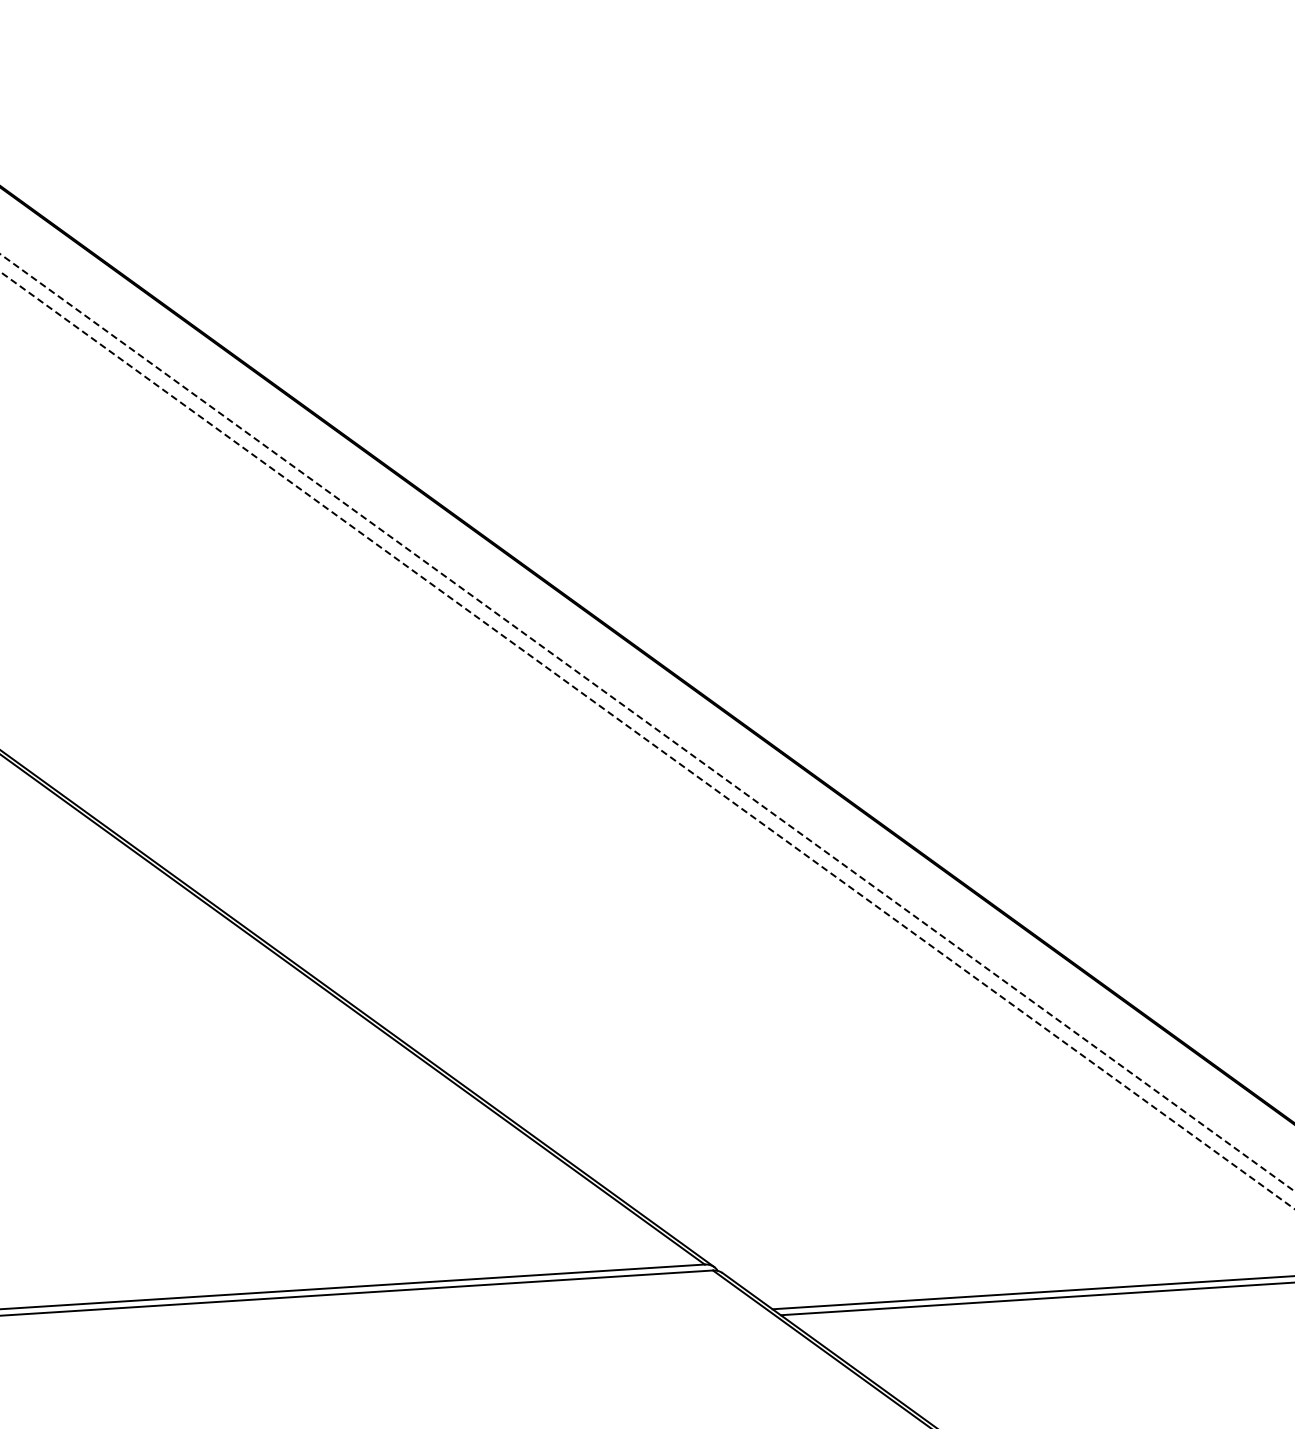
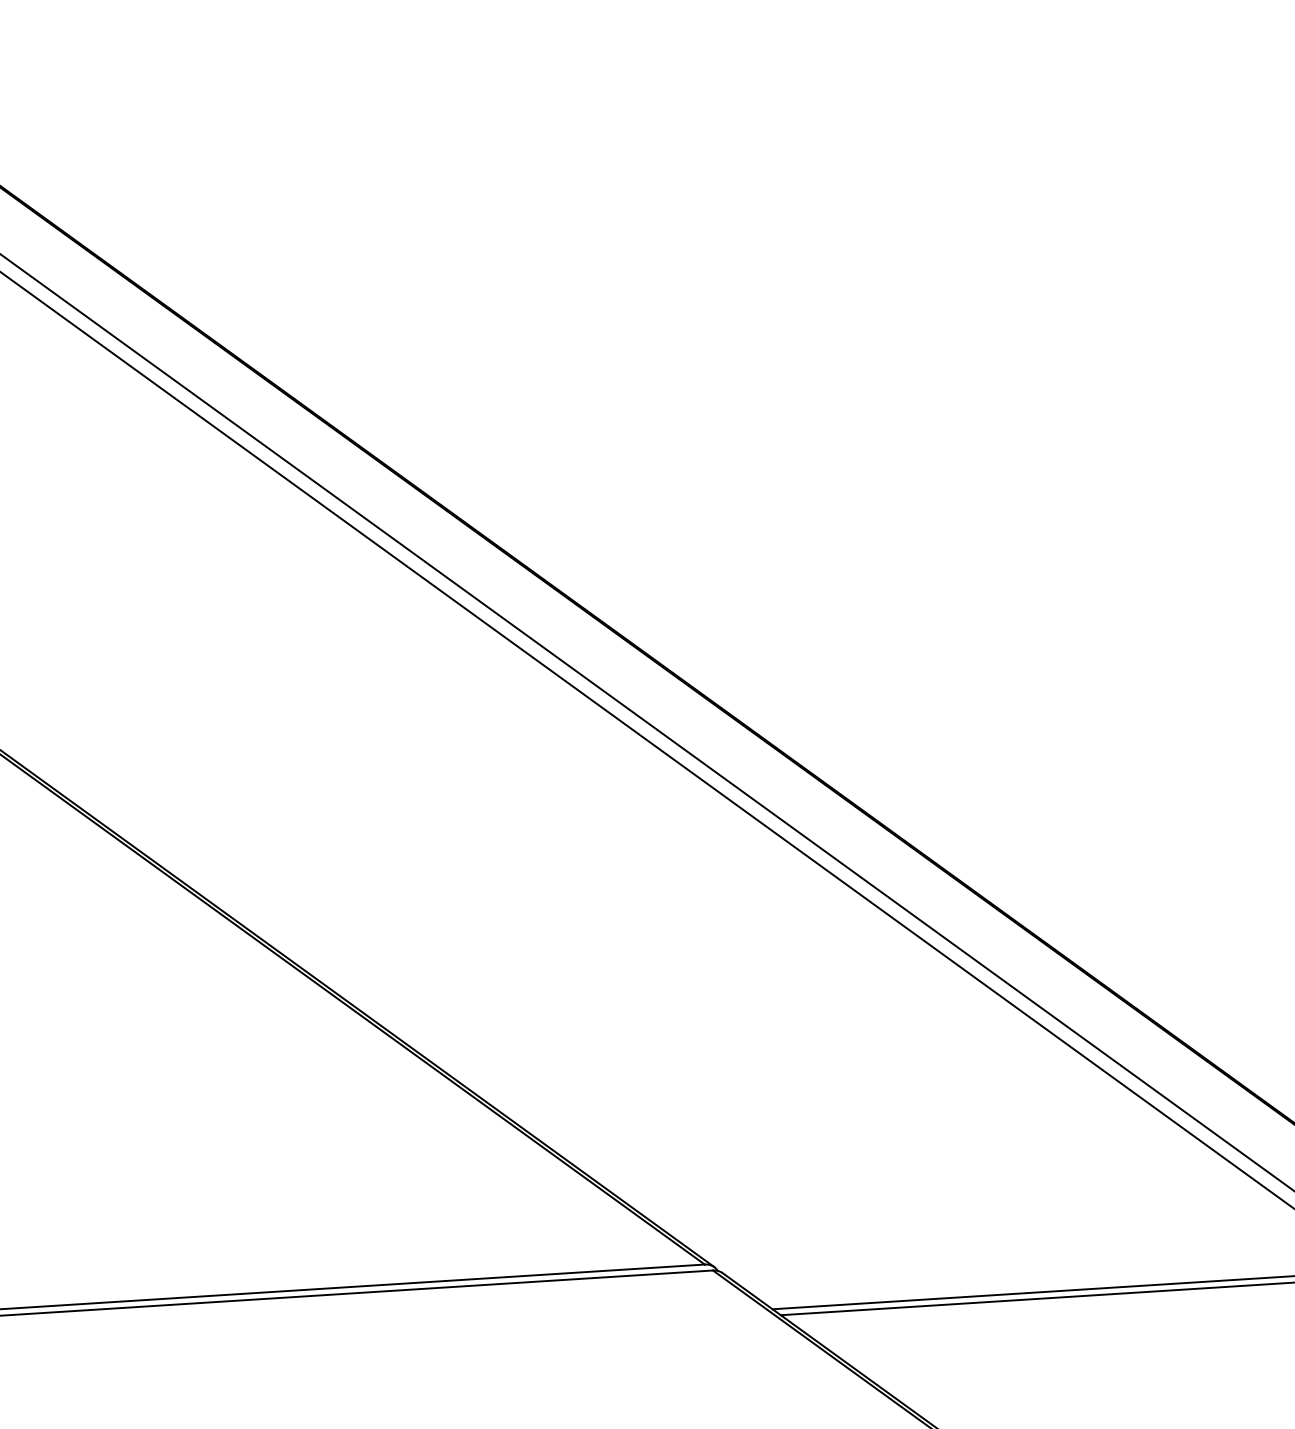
line: dashed -> solid (647, 722)
line: dashed -> solid (647, 740)
